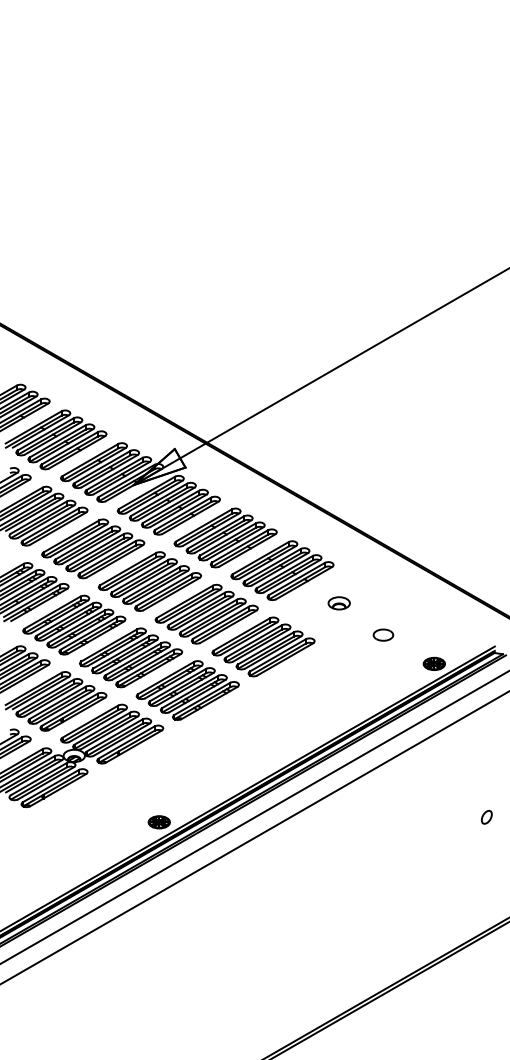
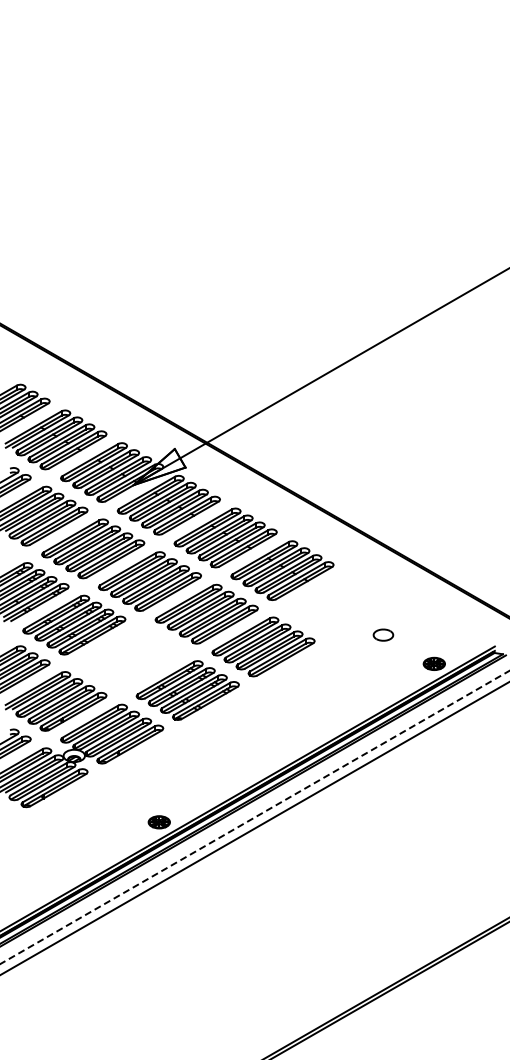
part: present -> none (338, 603)
part: present -> none (131, 657)
part: present -> none (486, 816)
line: solid -> dashed (255, 817)
line position: (254, 837) -> (254, 828) (254, 828)
